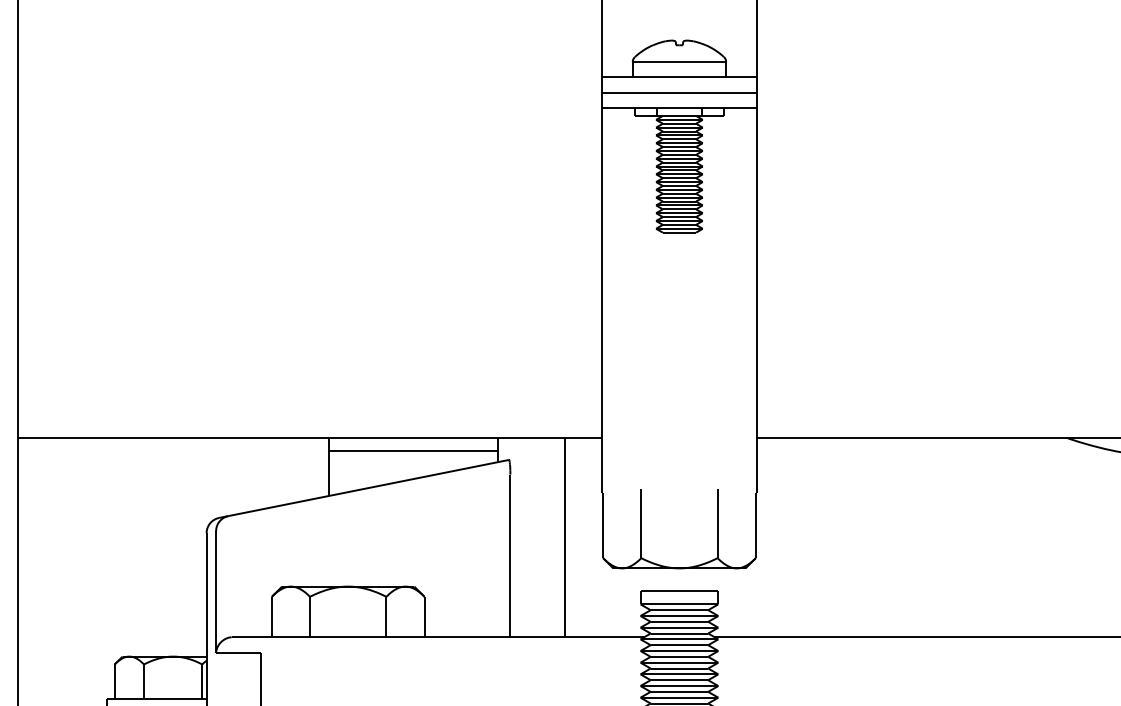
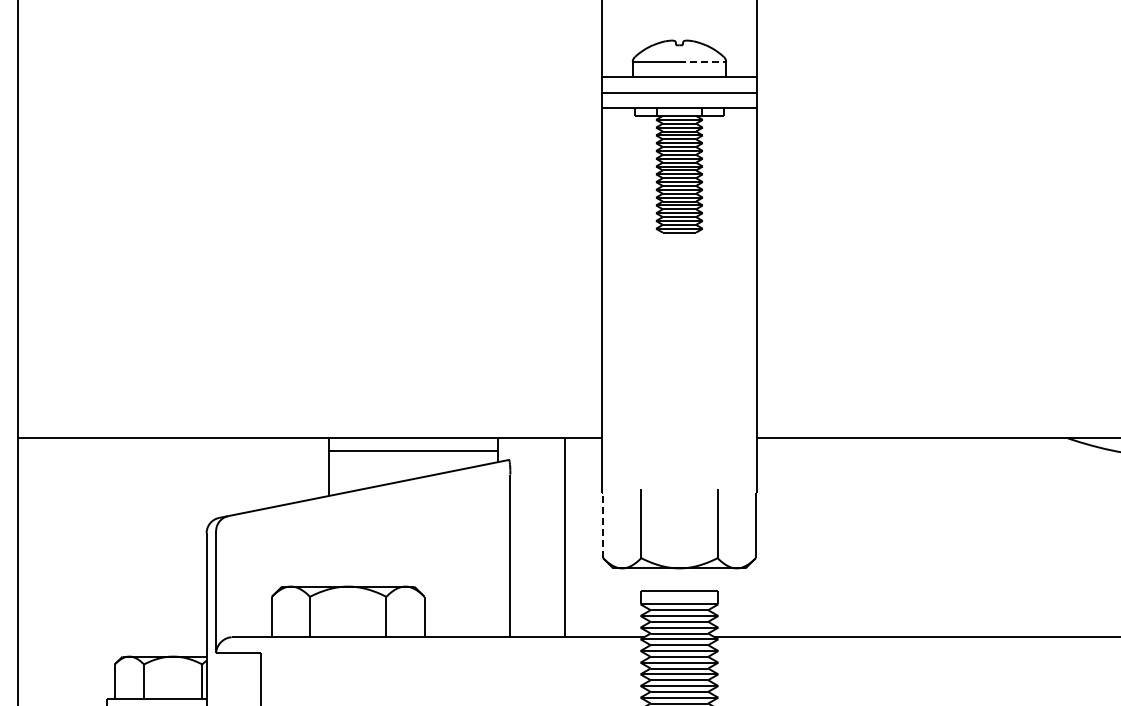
line: solid -> dashed (703, 61)
line: solid -> dashed (603, 525)
